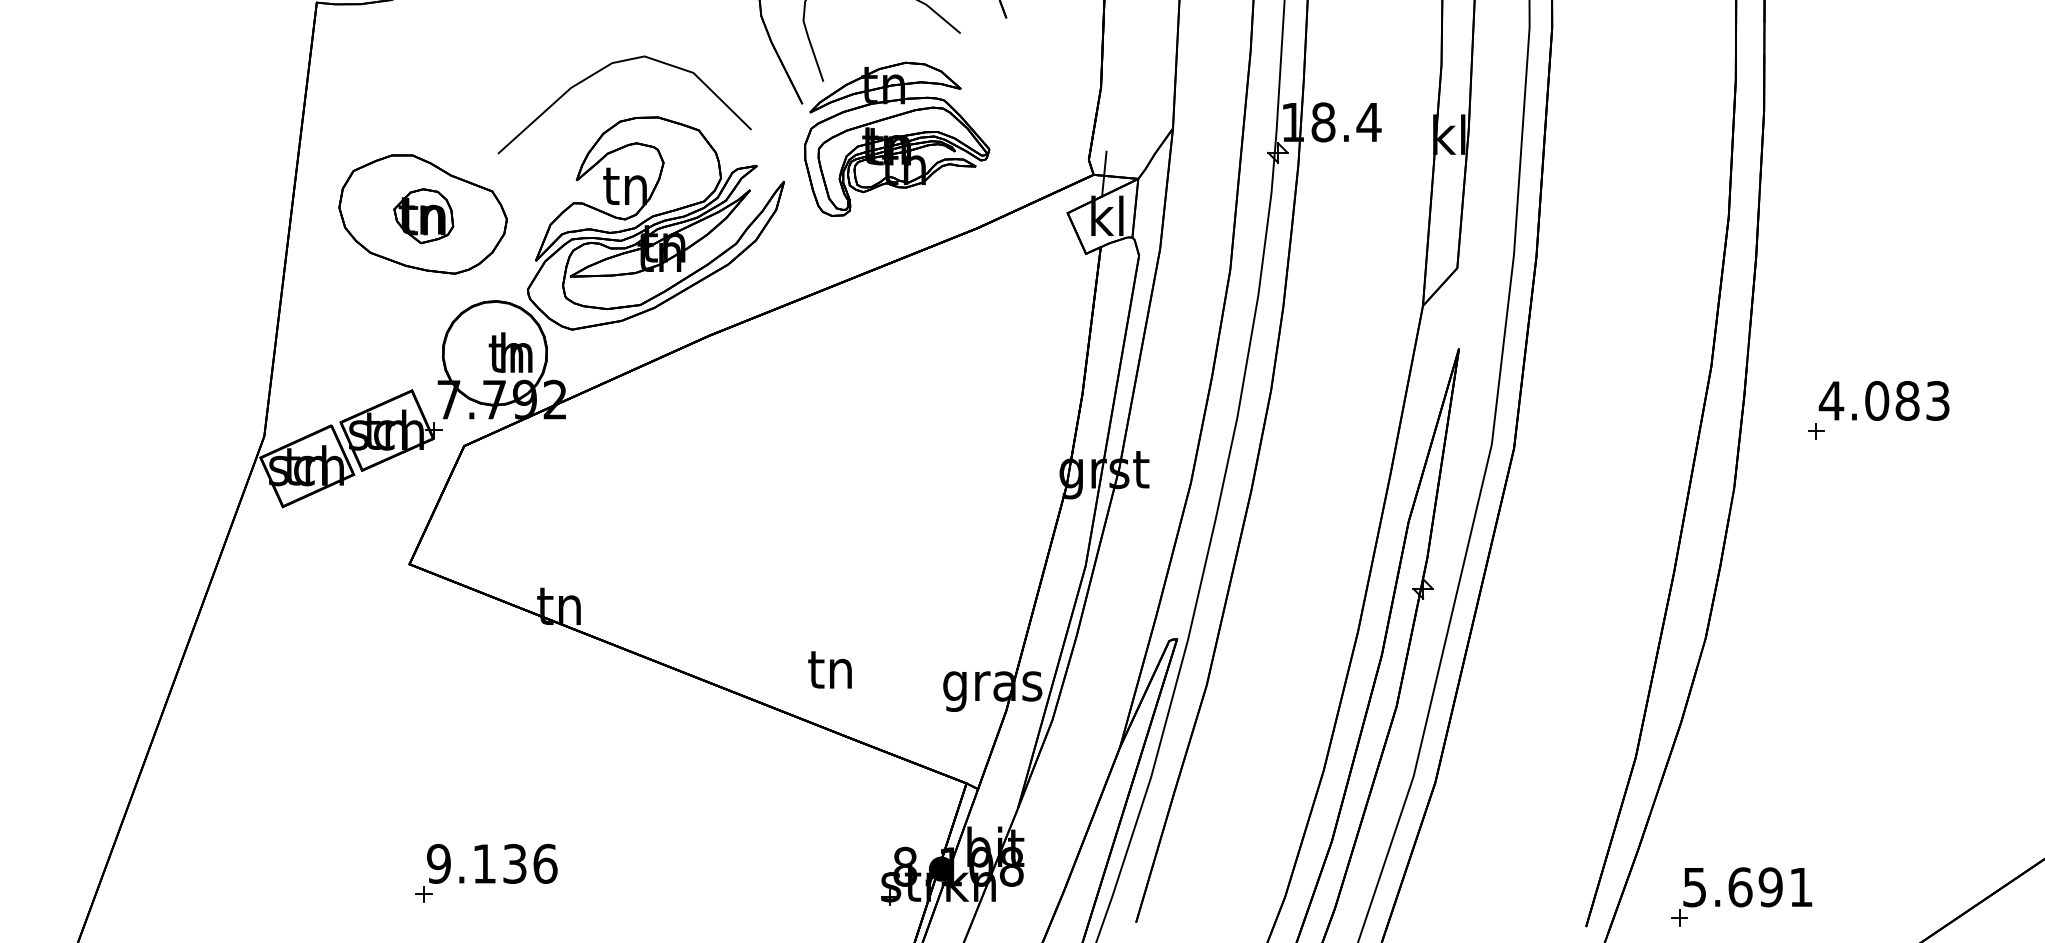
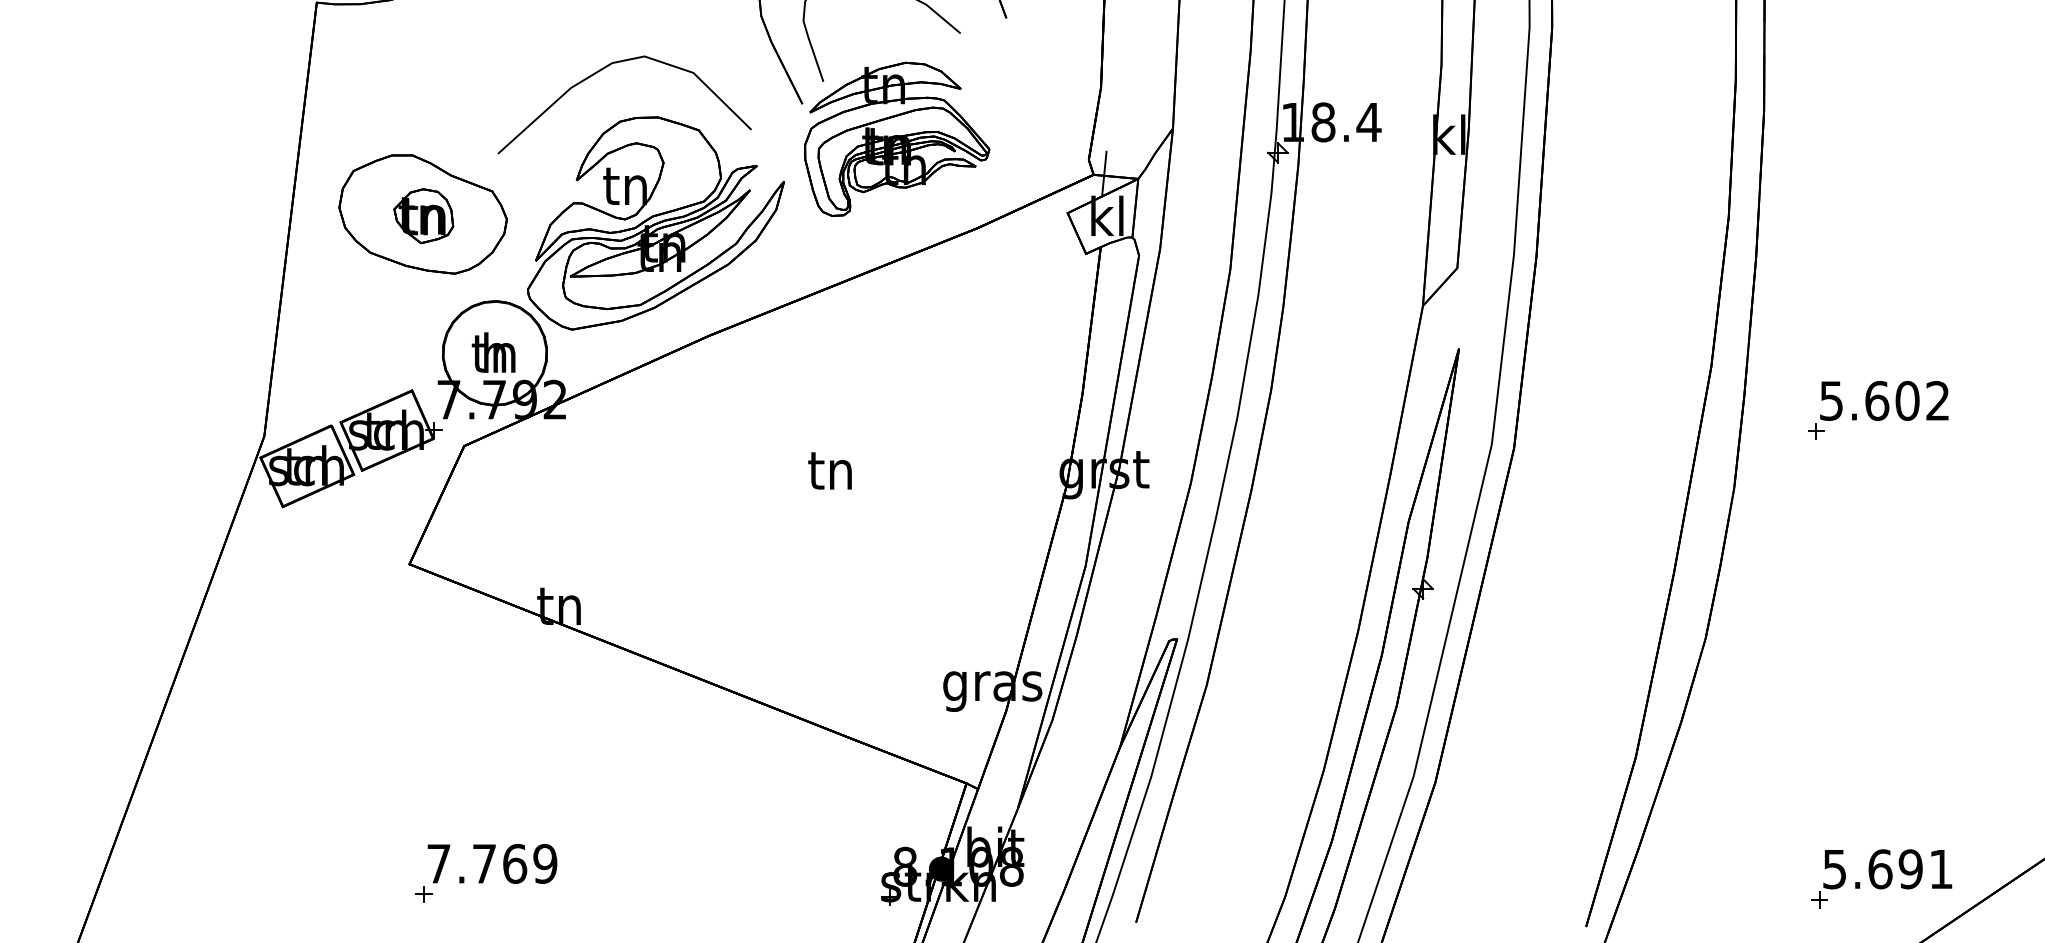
text position: (510, 352) -> (493, 352) (493, 352)
text: 4.083 -> 5.602 (1883, 400)
text position: (829, 669) -> (829, 470) (829, 470)
text: 9.136 -> 7.769 (491, 863)
part position: (1741, 896) -> (1881, 878) (1881, 878)
